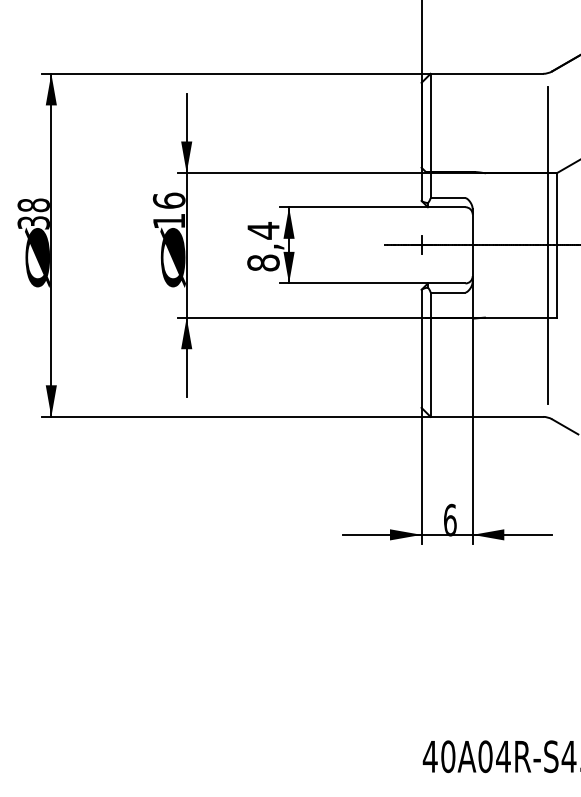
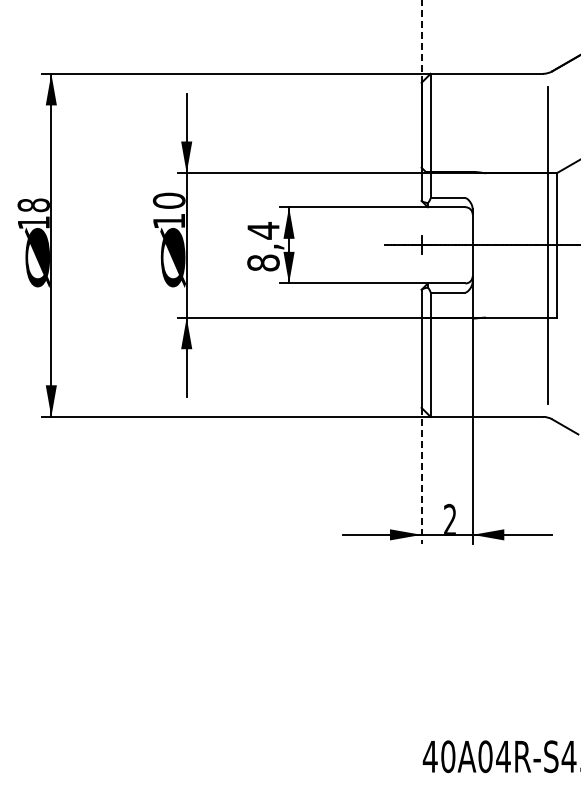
line: solid -> dashed (421, 41)
text: 16 -> 10 (168, 200)
text: 38 -> 18 (33, 222)
line: solid -> dashed (421, 476)
text: 6 -> 2 (450, 519)
